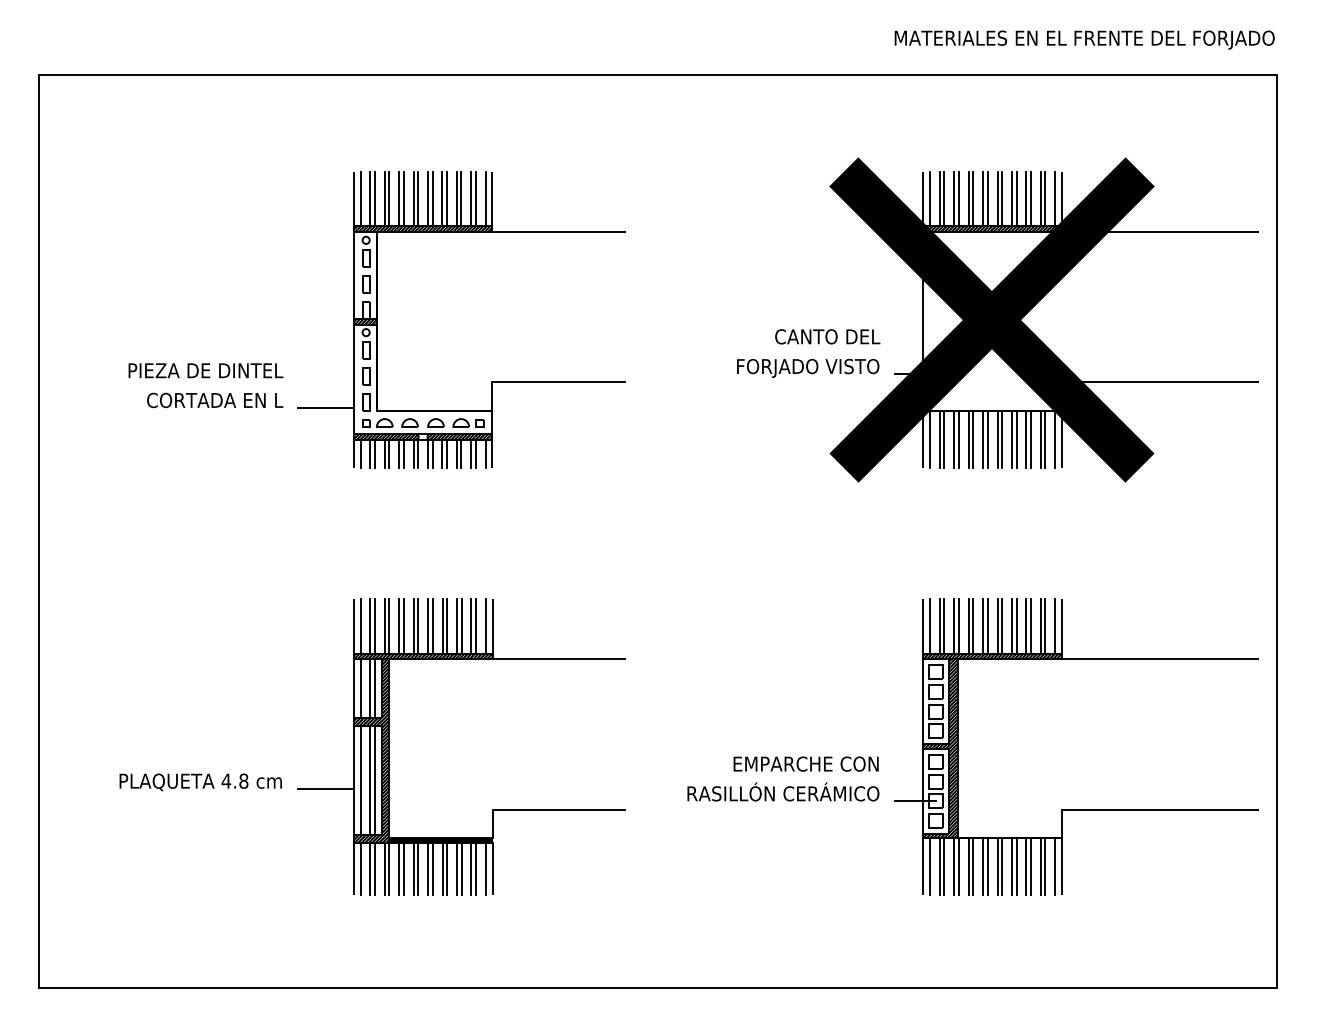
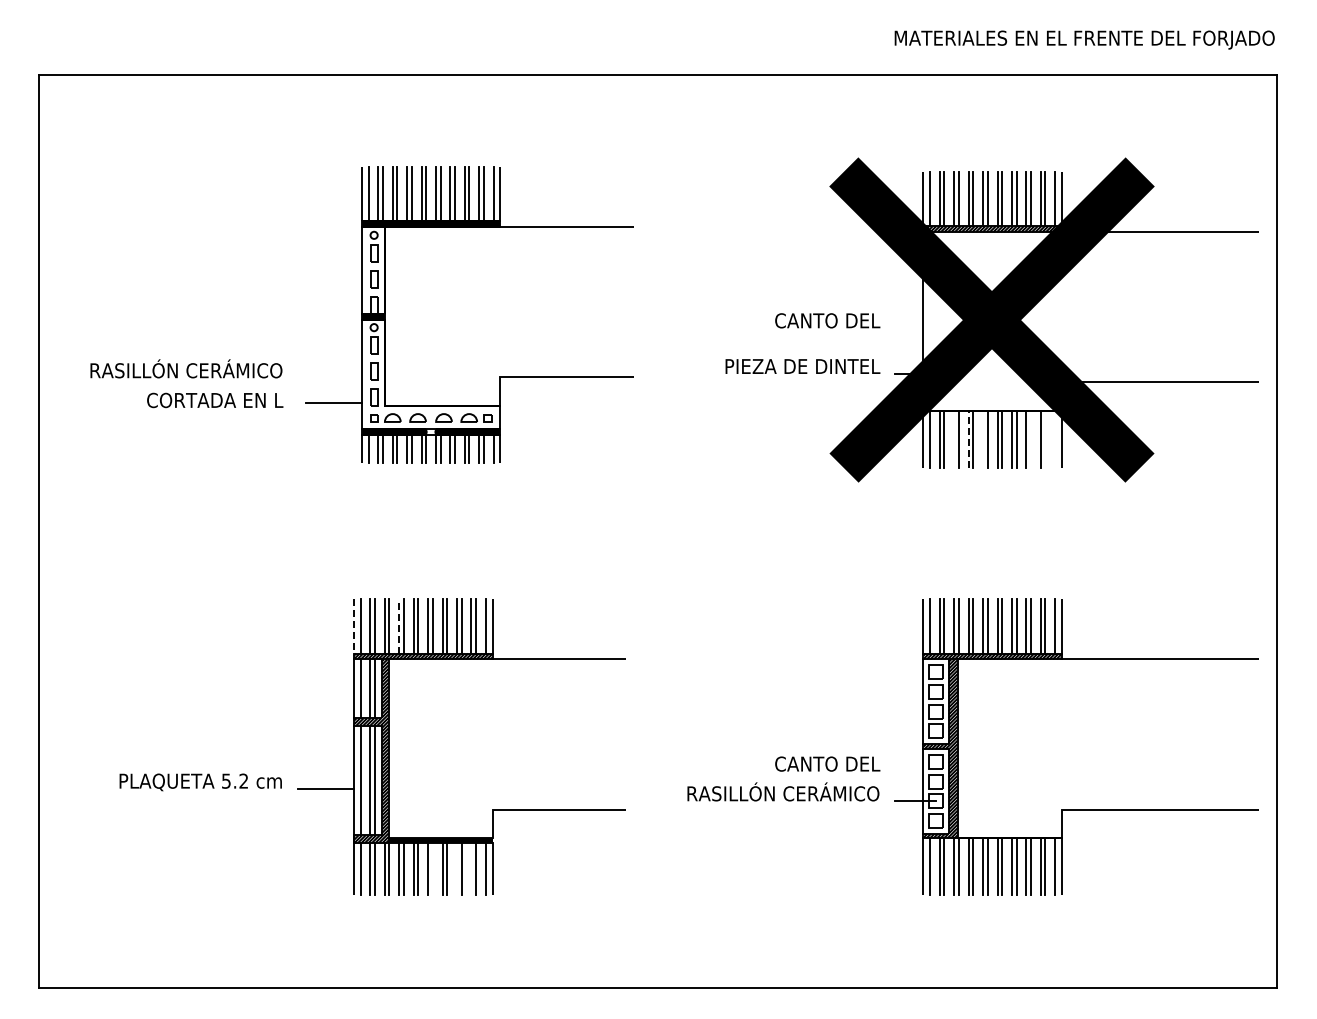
text position: (827, 336) -> (827, 320) (827, 320)
text: FORJADO VISTO -> PIEZA DE DINTEL (802, 367)
text: PIEZA DE DINTEL -> RASILLÓN CERÁMICO (186, 368)
part position: (491, 381) -> (499, 376) (499, 376)
line: present -> none (954, 439)
line: solid -> dashed (968, 439)
line: present -> none (983, 439)
line: present -> none (1031, 439)
line: present -> none (1045, 439)
line: present -> none (1055, 439)
line: solid -> dashed (399, 625)
line: solid -> dashed (353, 626)
text: EMPARCHE CON -> CANTO DEL (806, 763)
text: 4.8 -> 5.2 (234, 780)
line: present -> none (432, 869)
line: present -> none (457, 869)
line: present -> none (471, 869)
